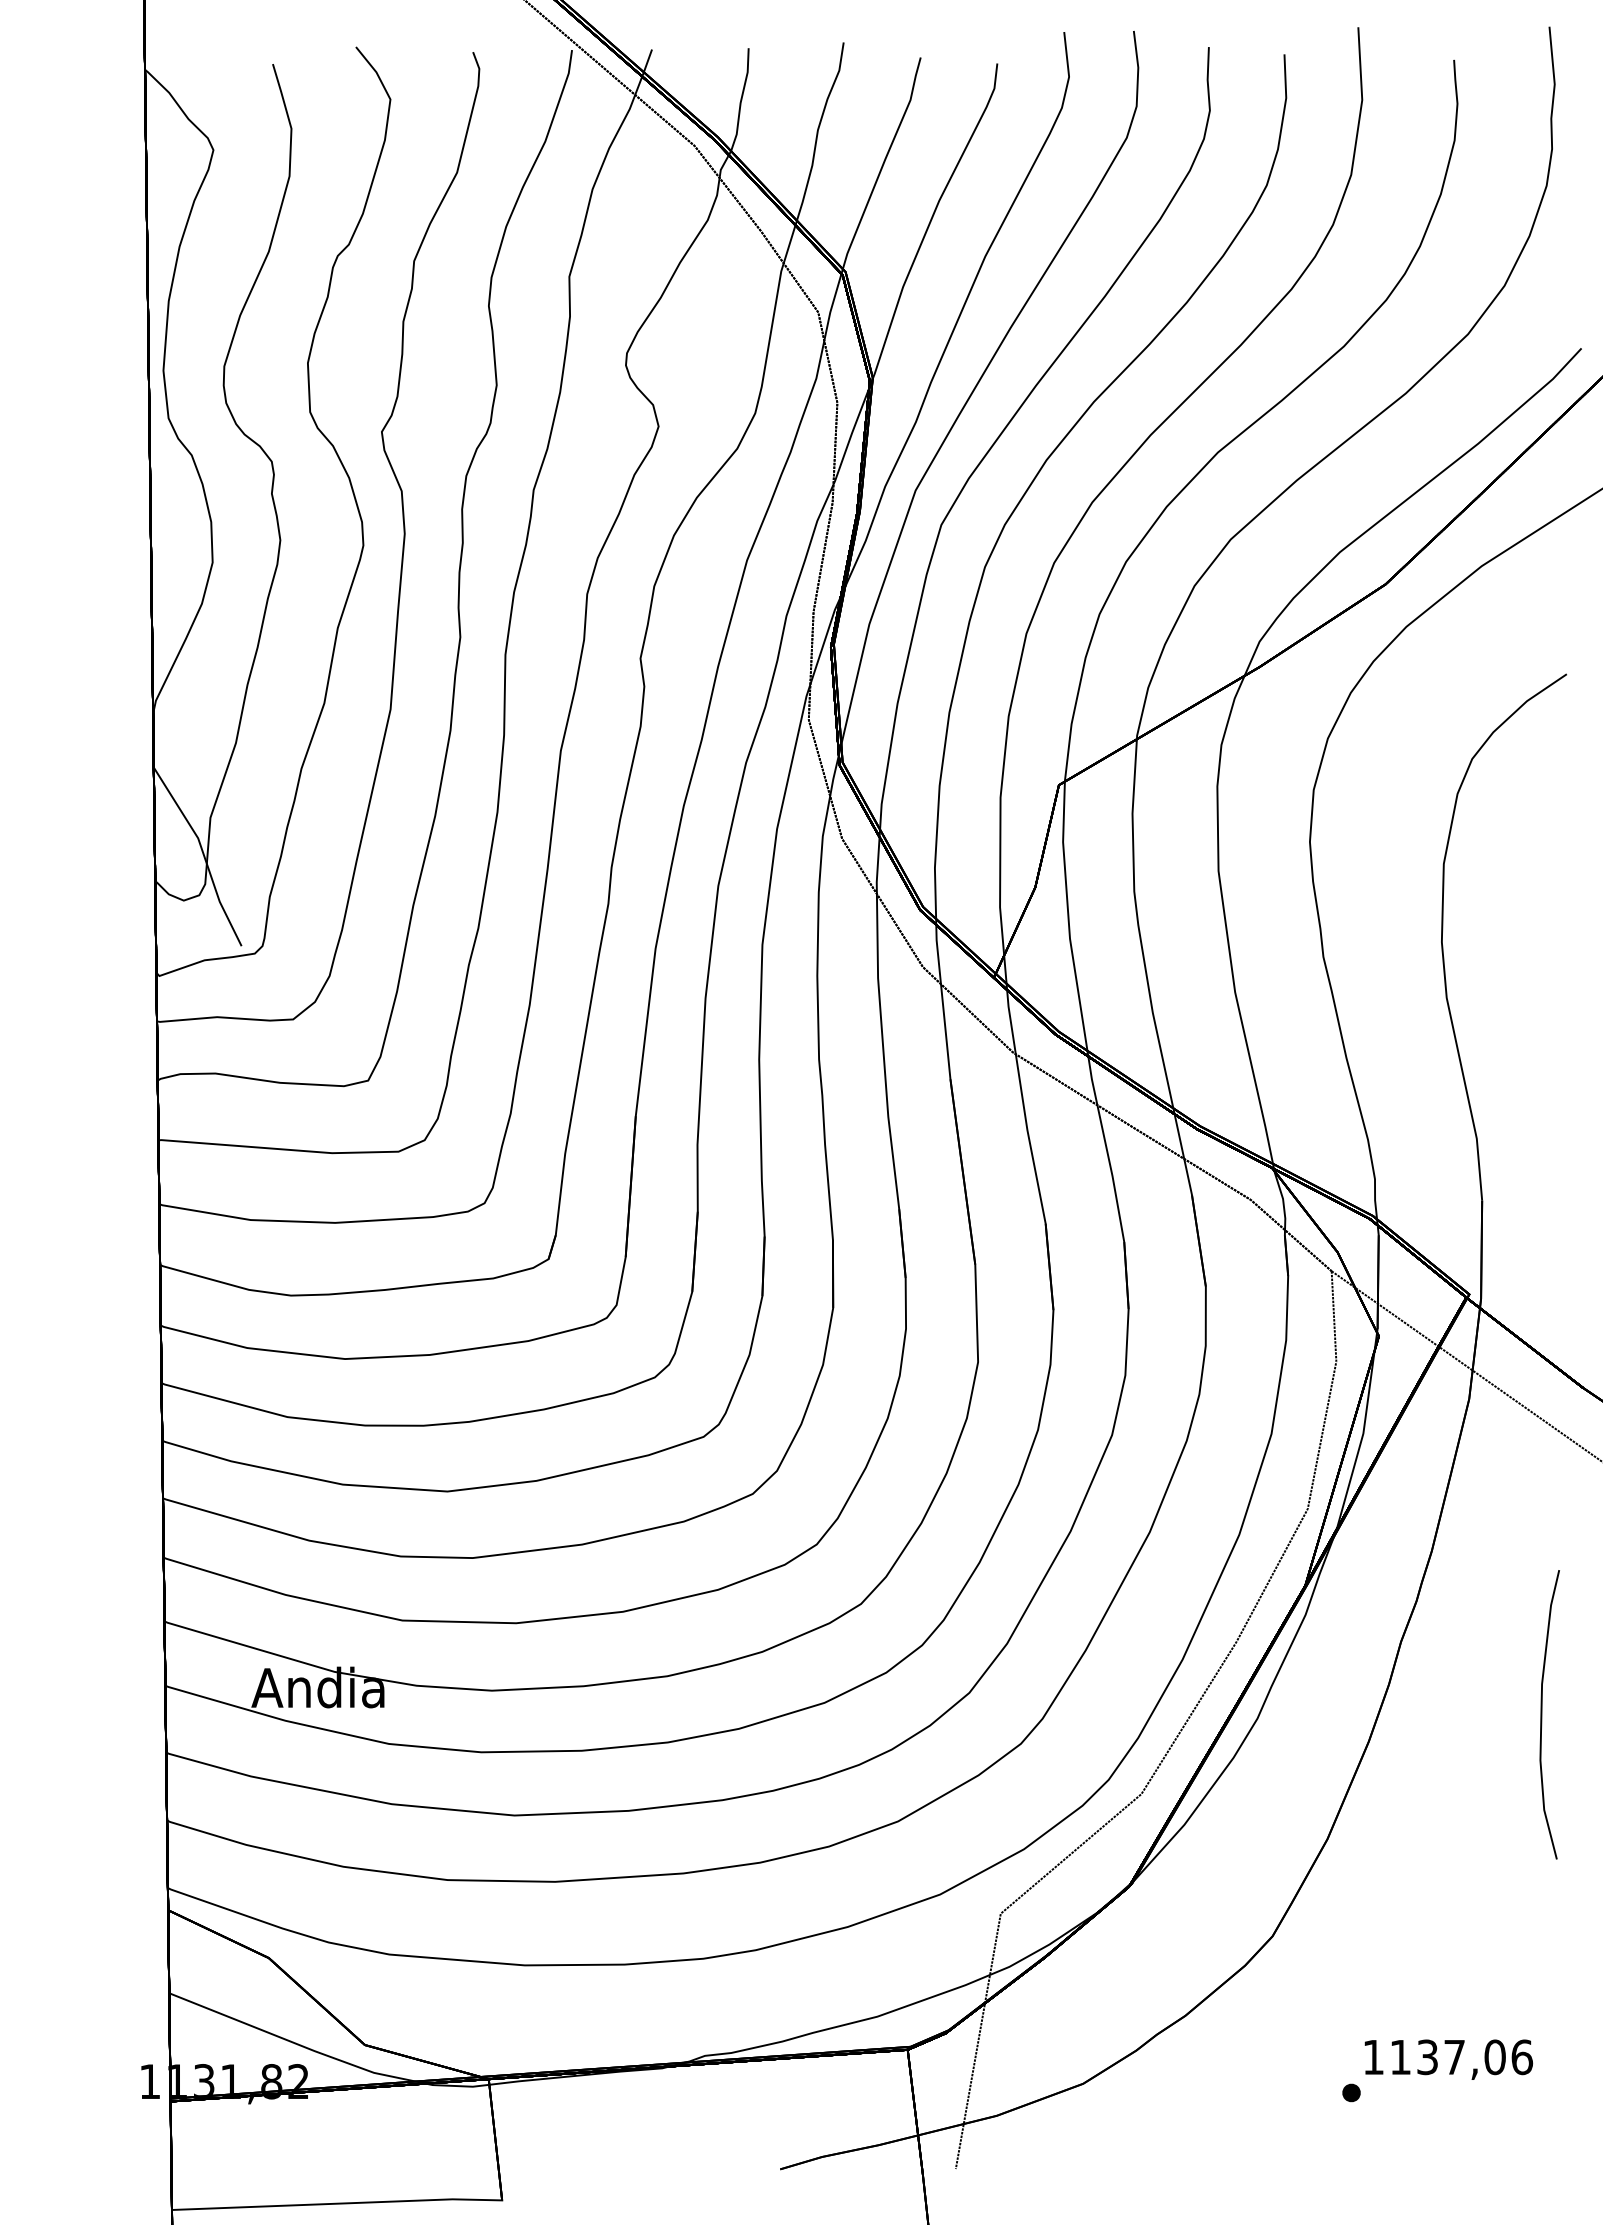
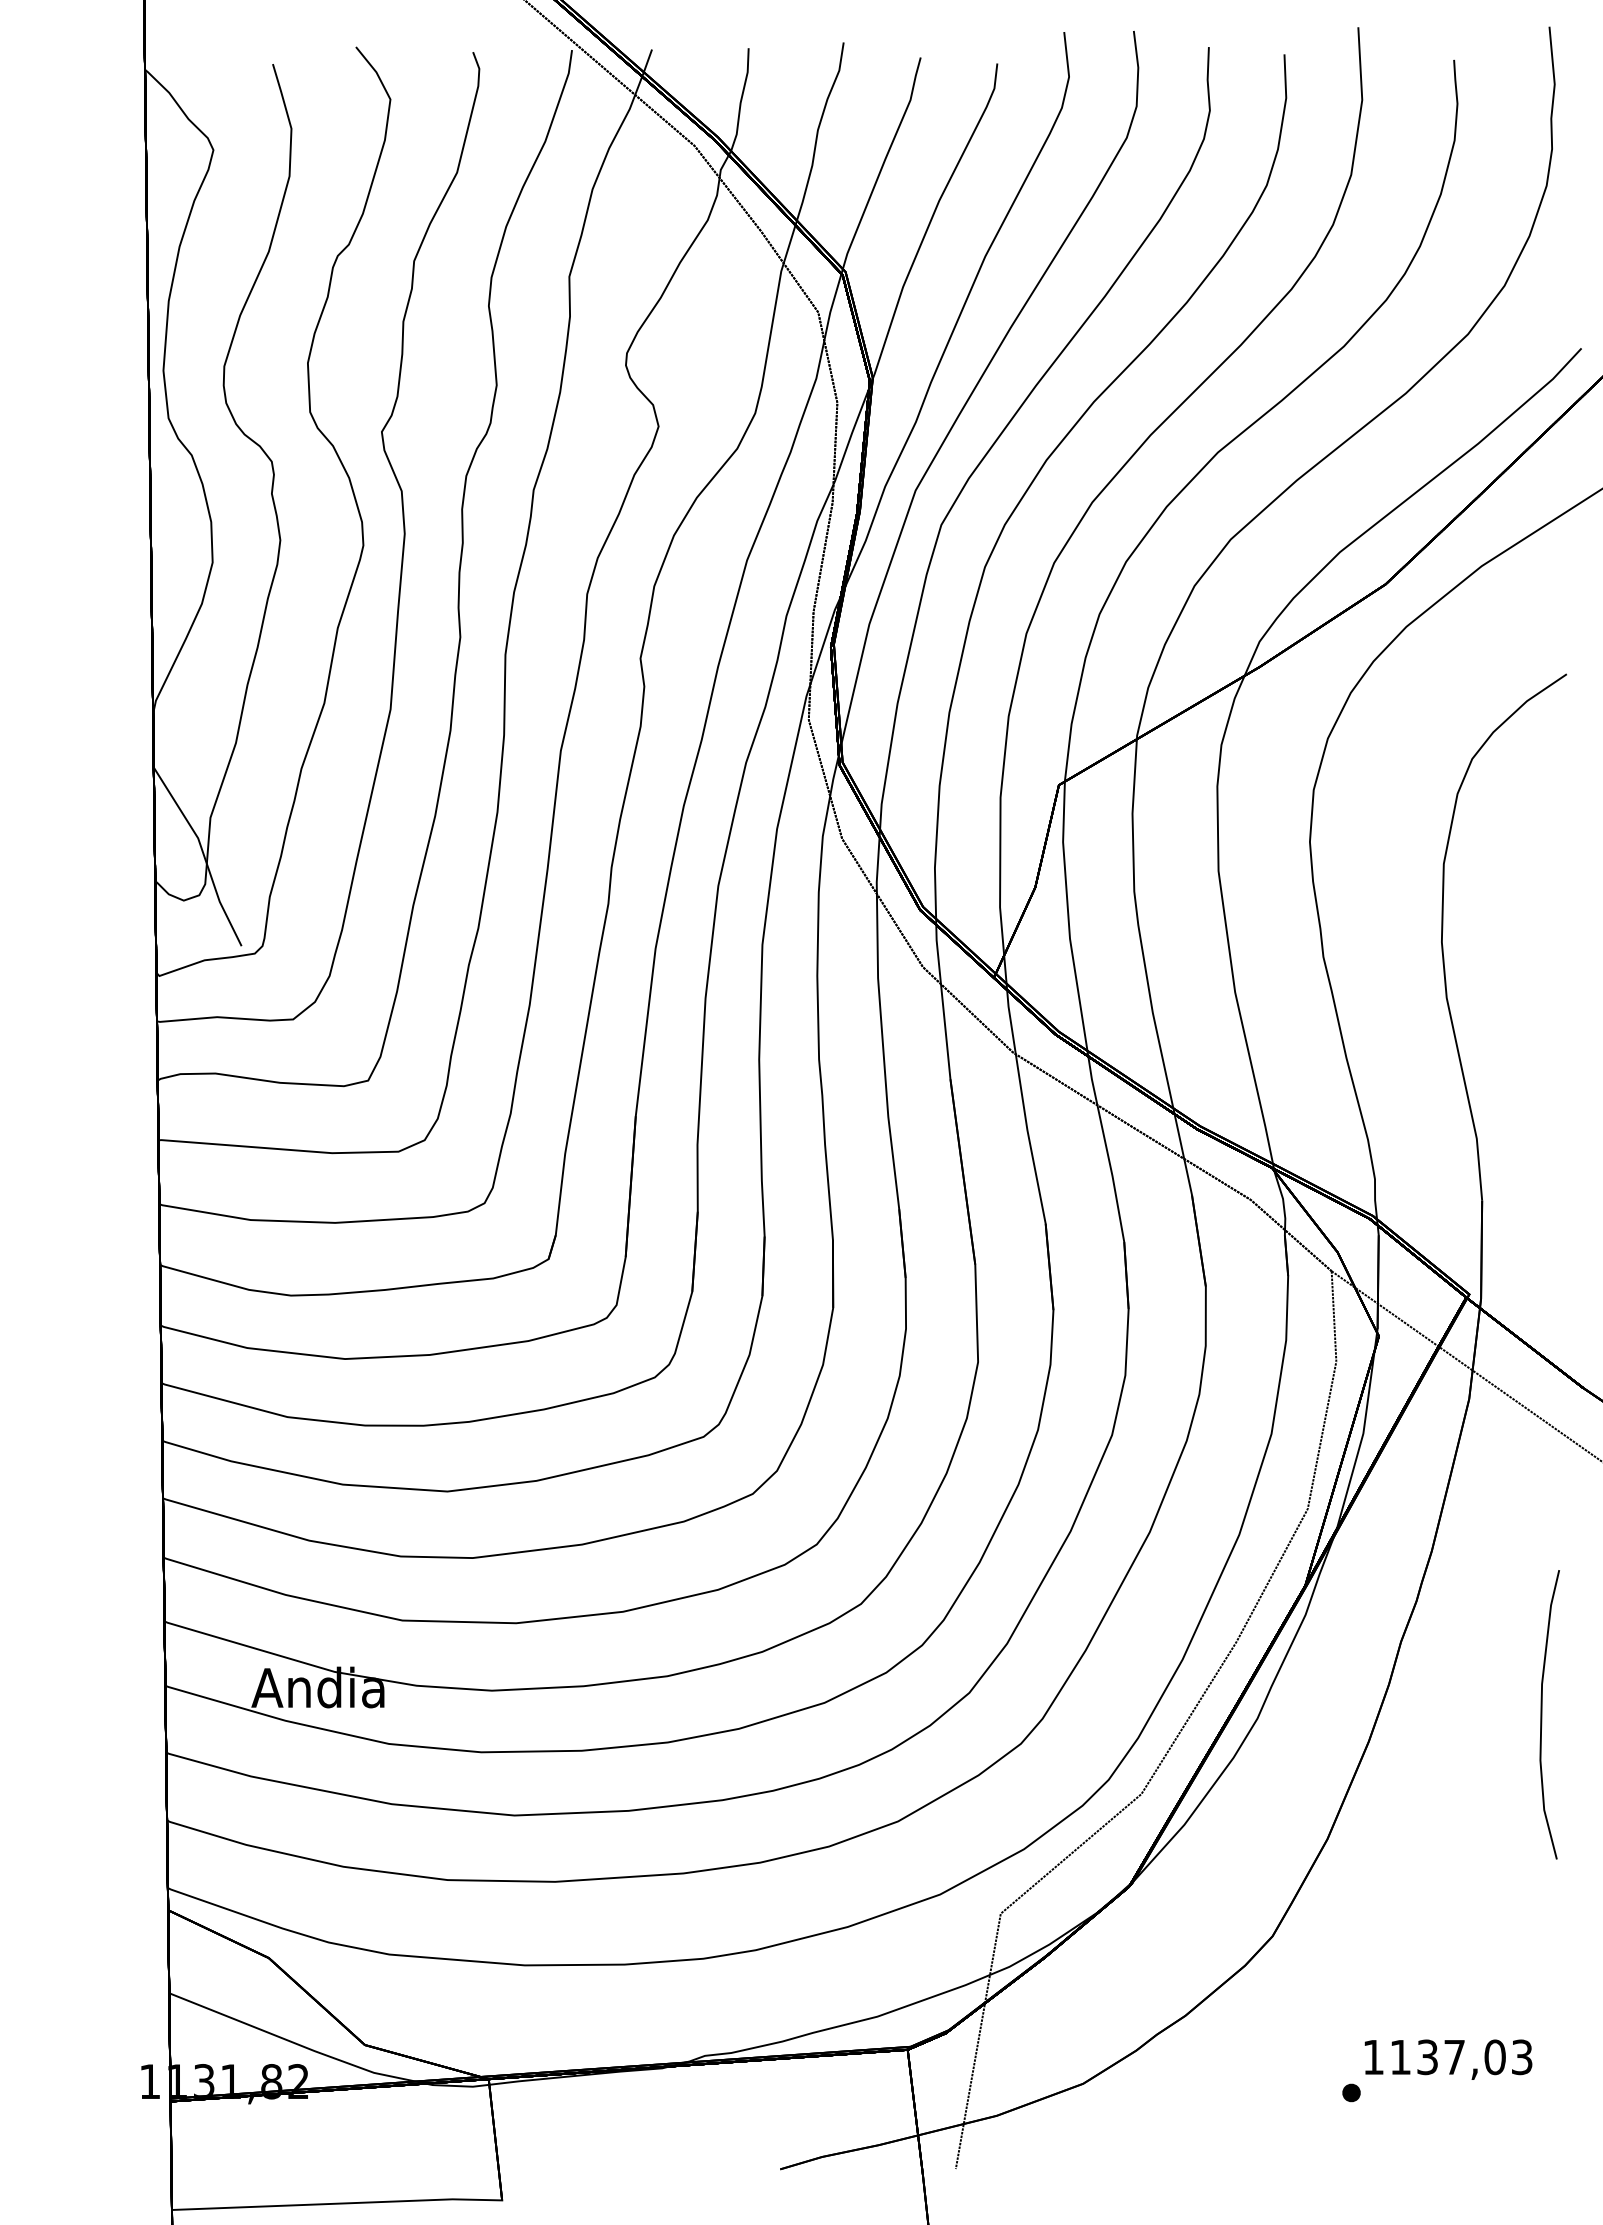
text: 1137,06 -> 1137,03 (1522, 2057)
